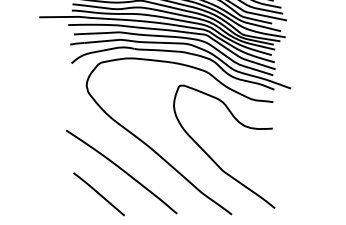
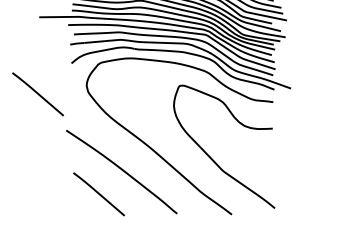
line: none -> present (37, 94)
